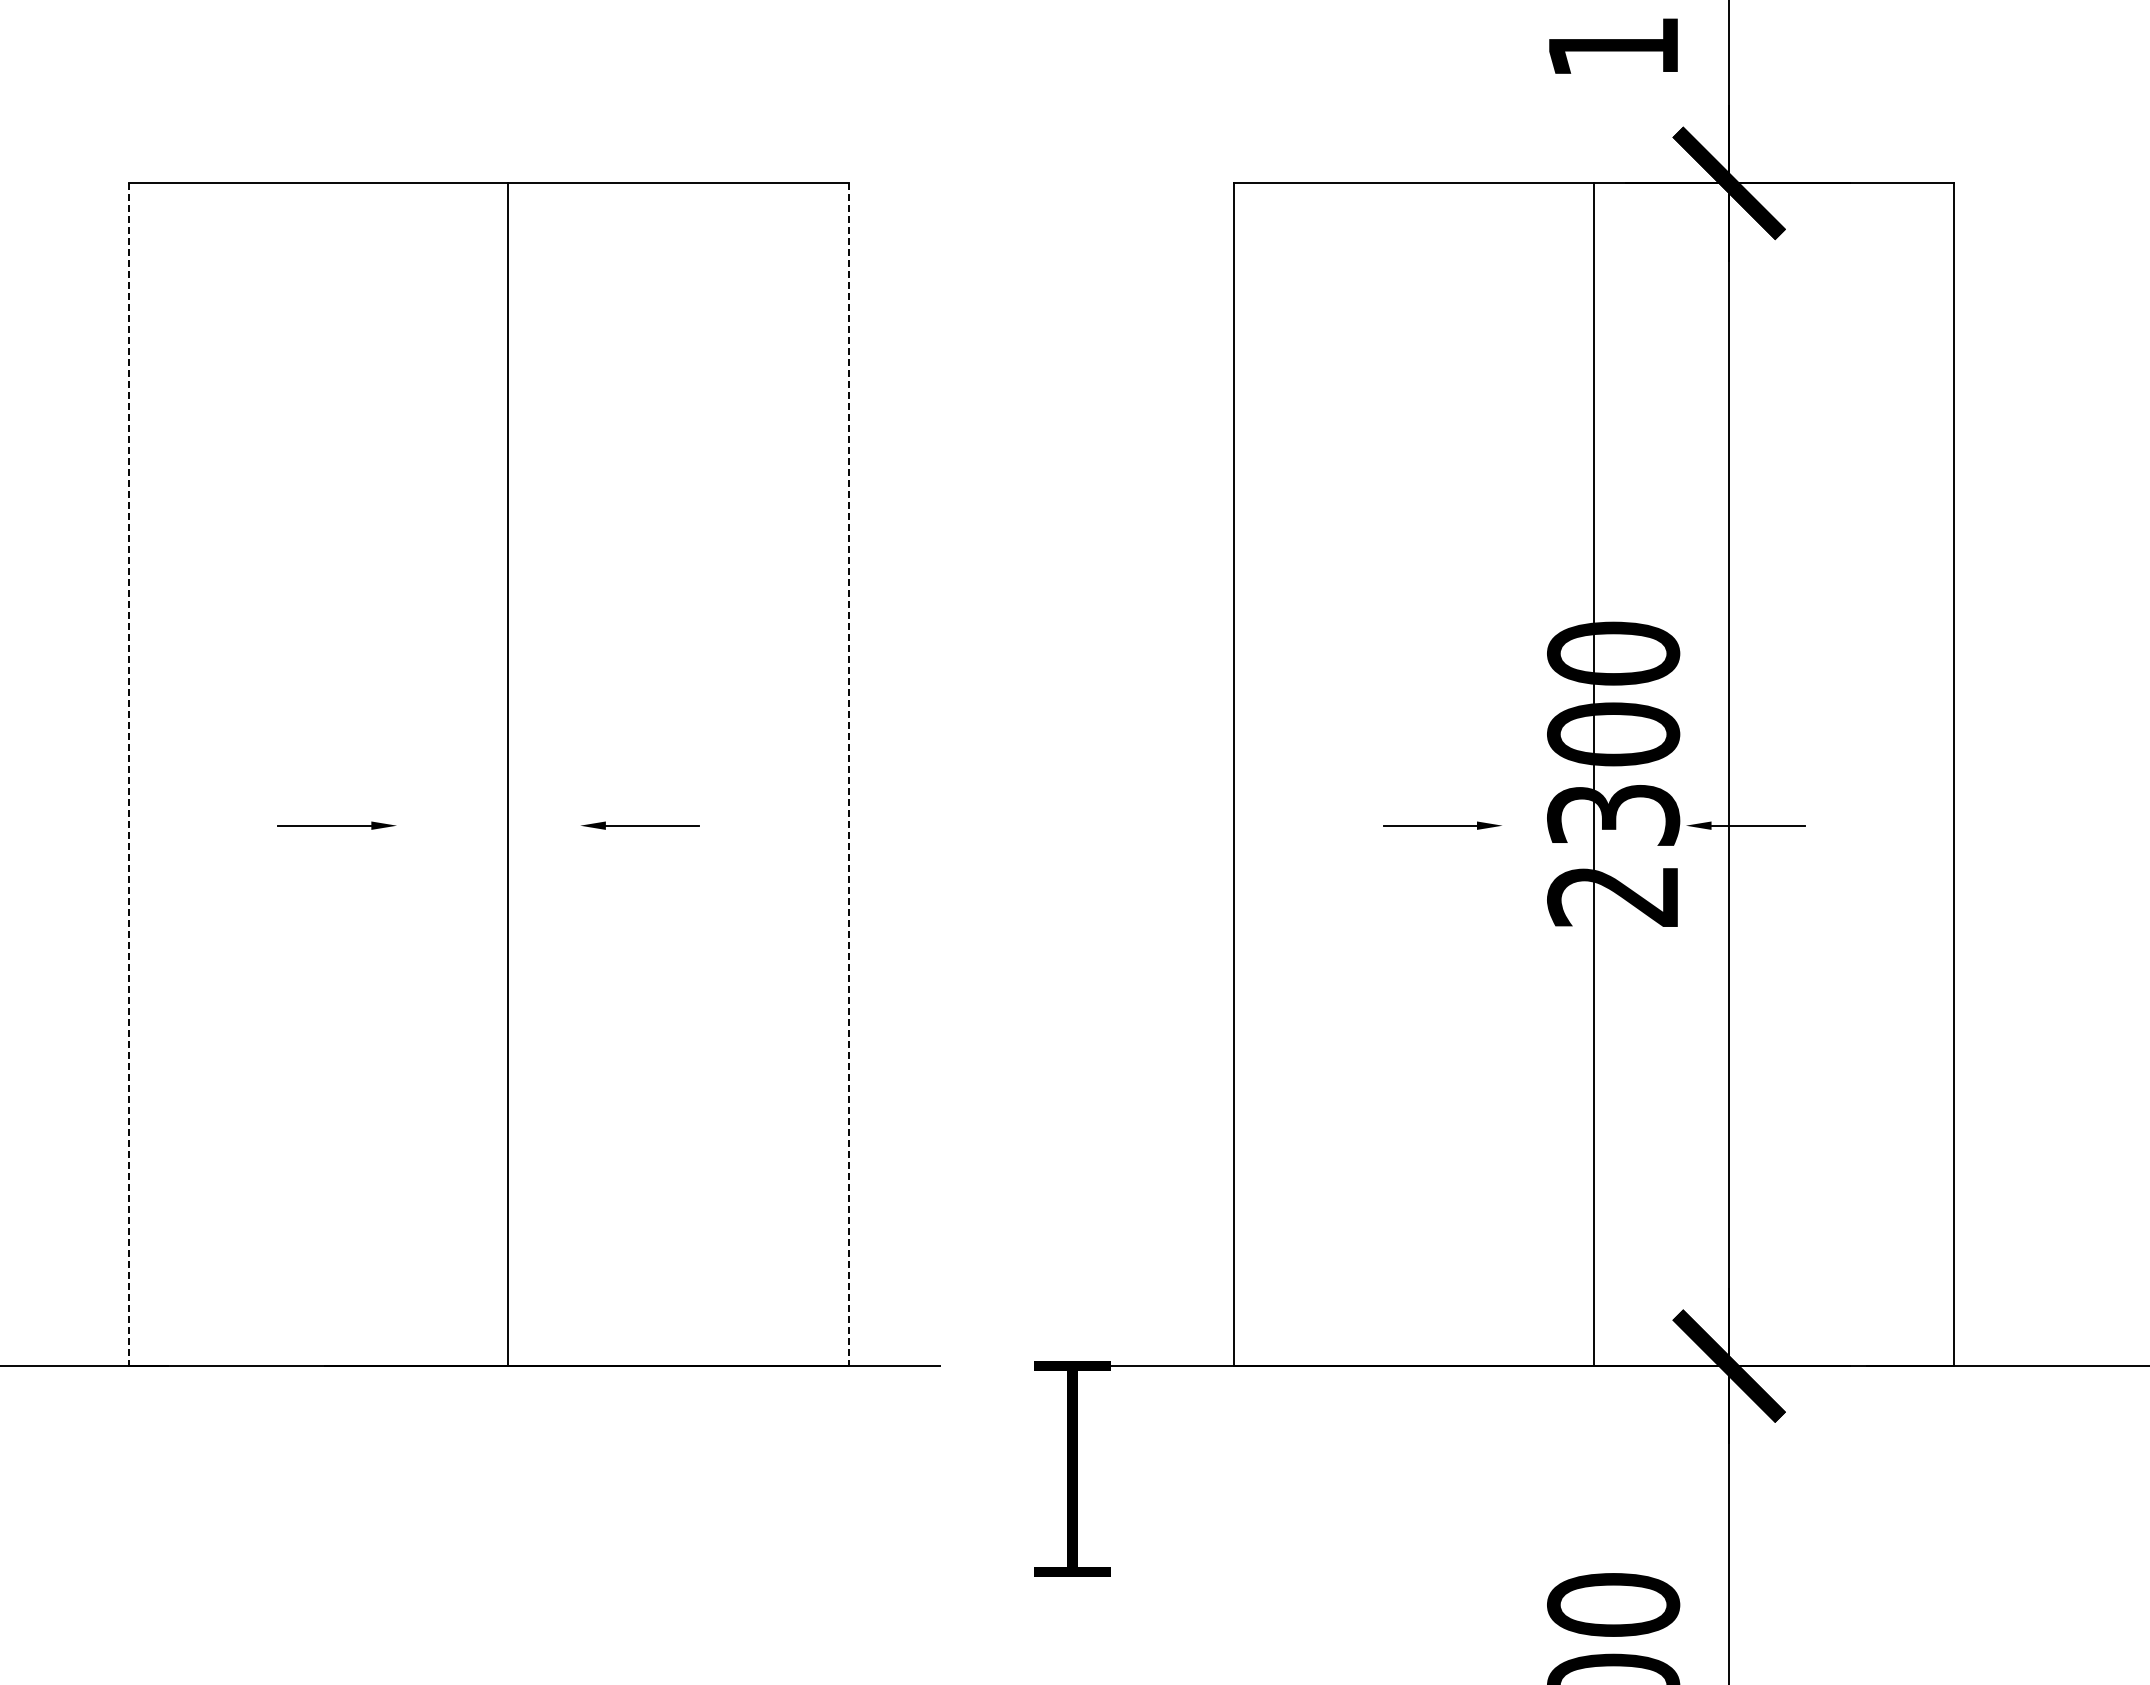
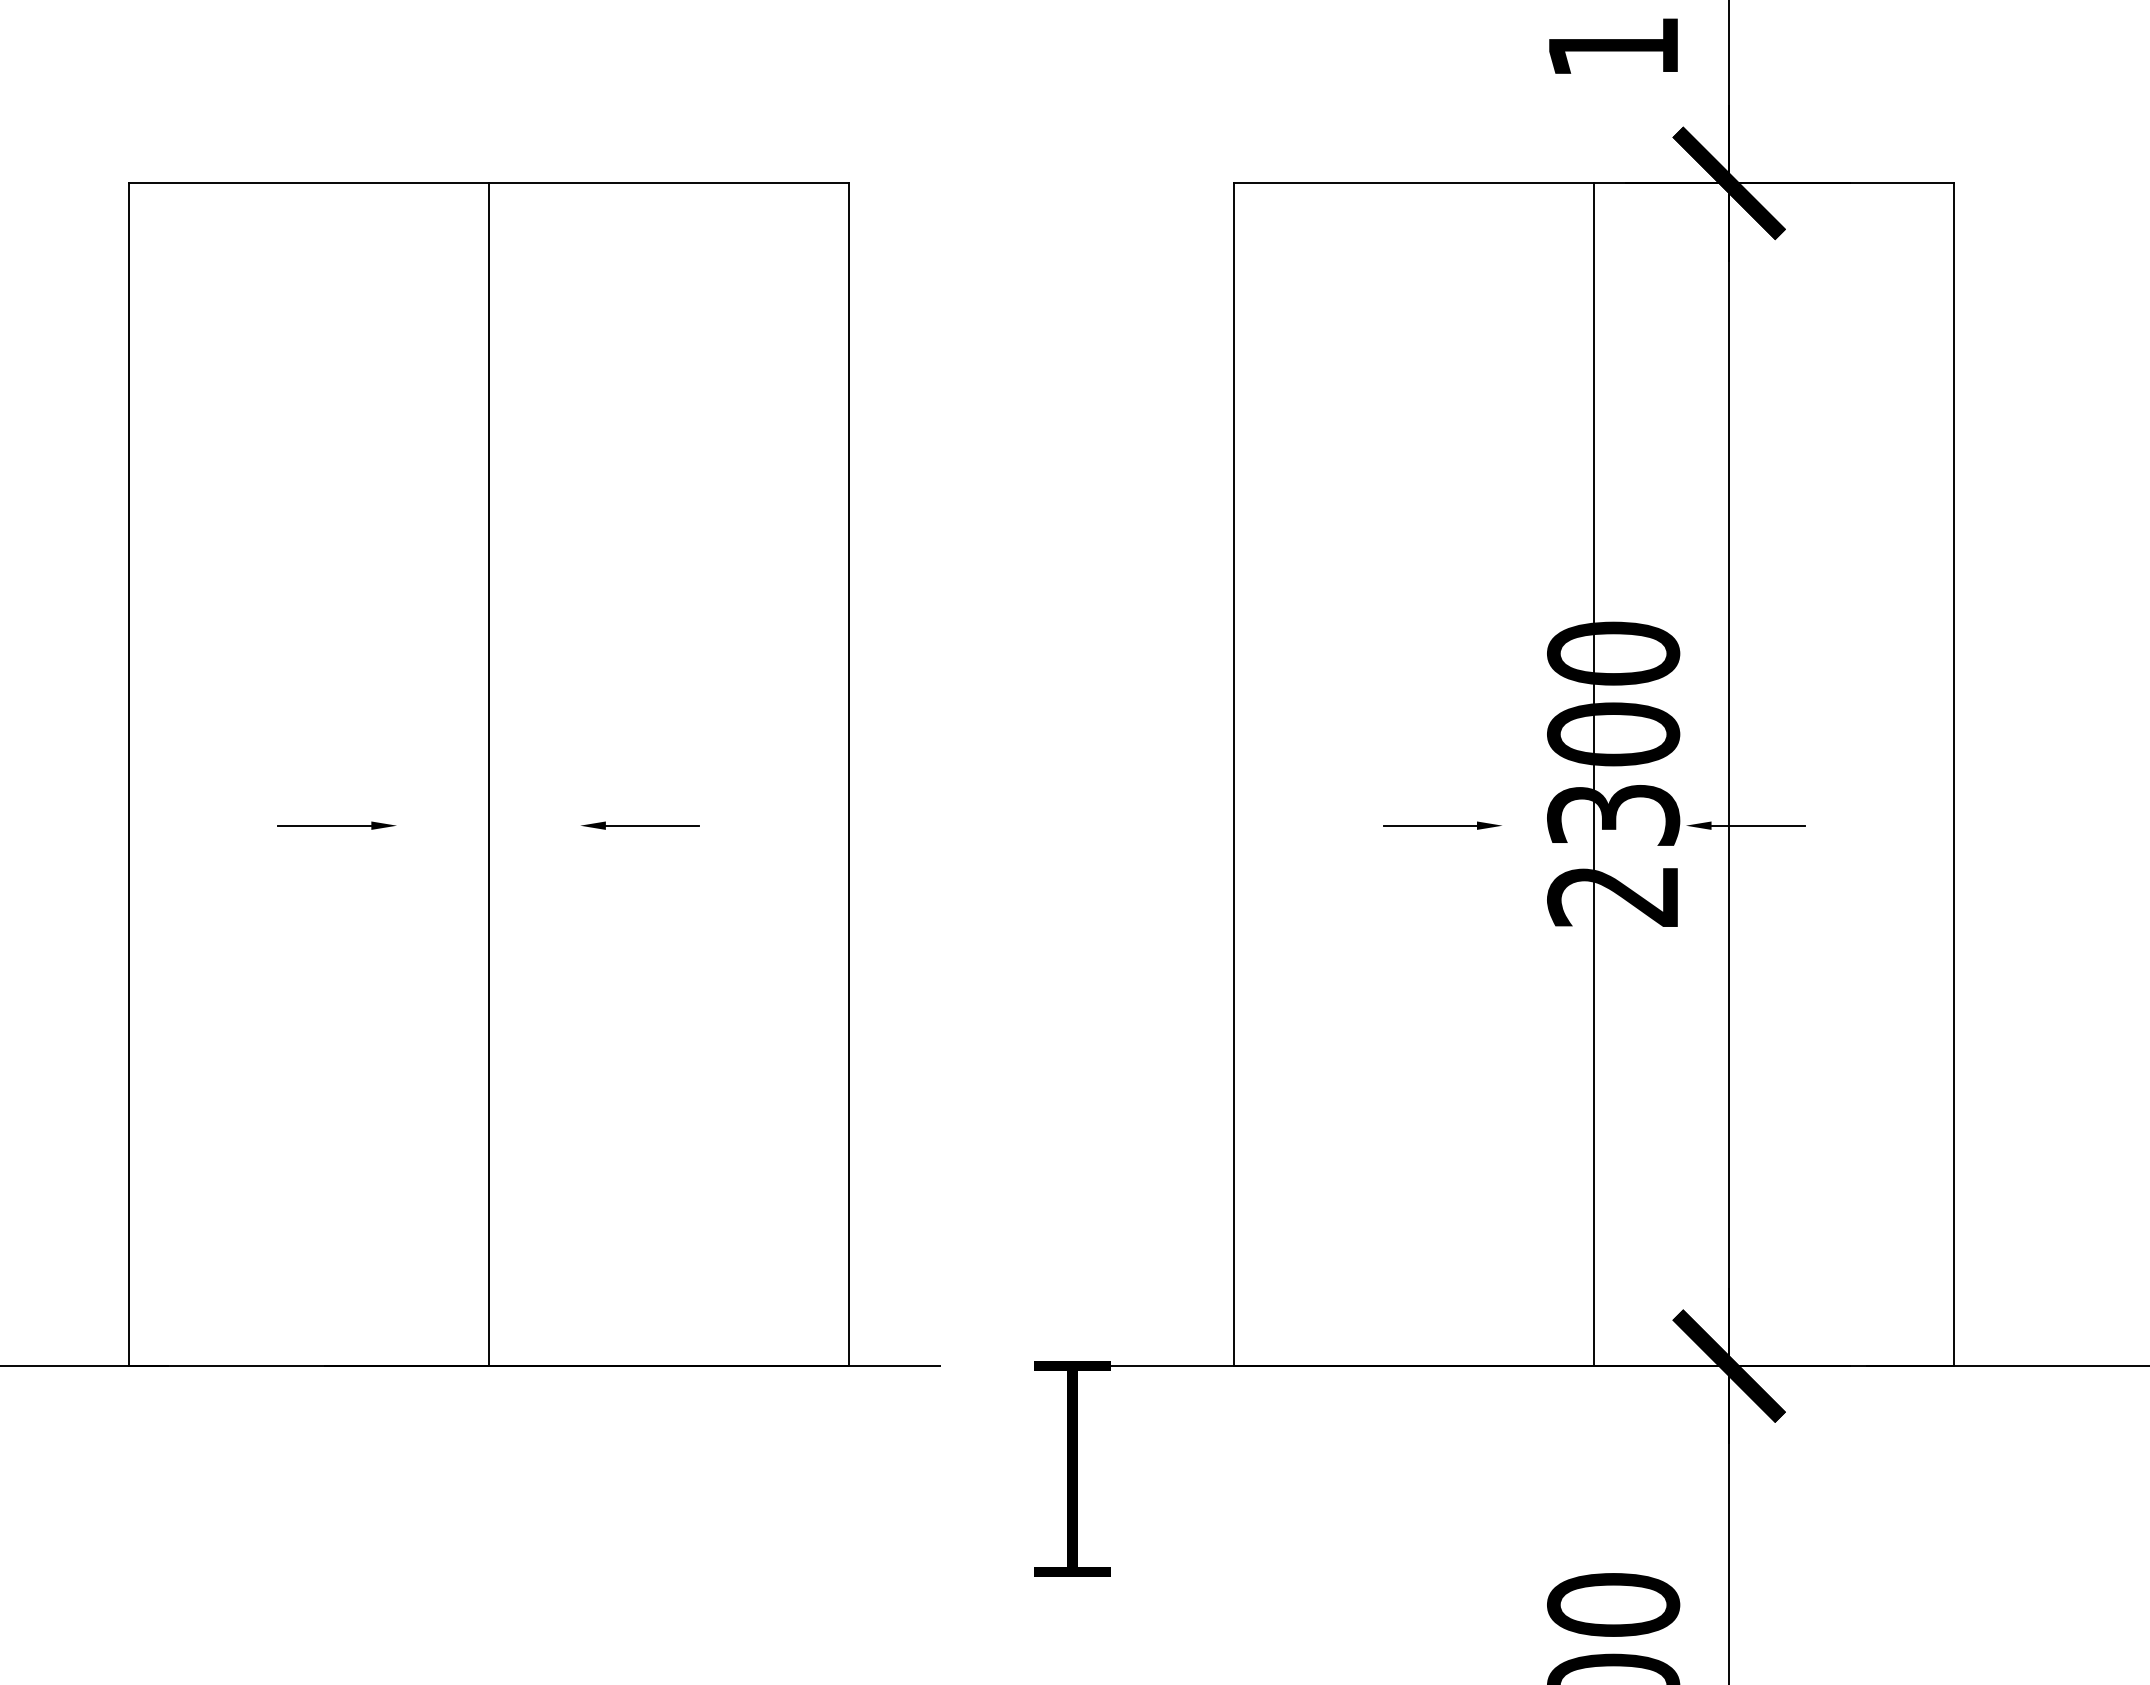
line position: (507, 774) -> (488, 774) (488, 774)
line: dashed -> solid (128, 775)
line: dashed -> solid (848, 775)
